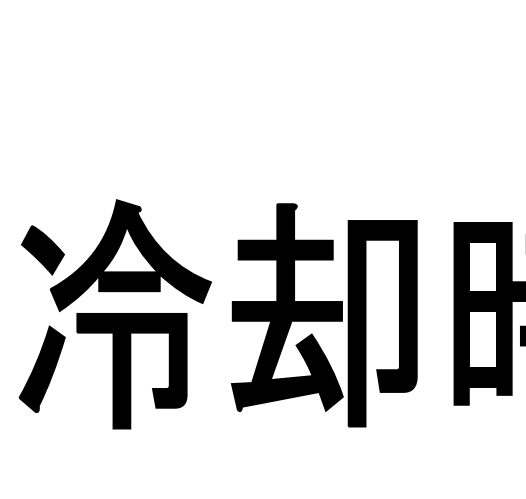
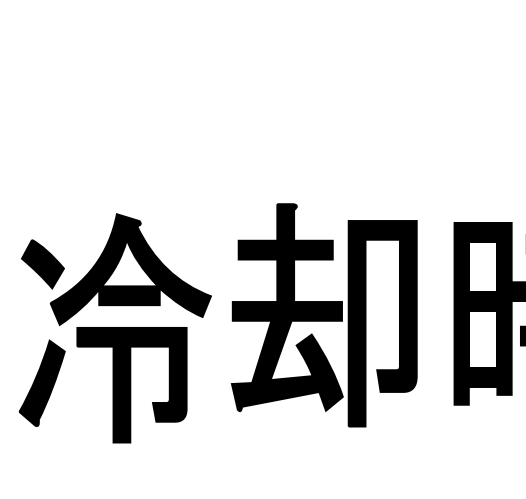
part position: (114, 314) -> (114, 328) (114, 328)
